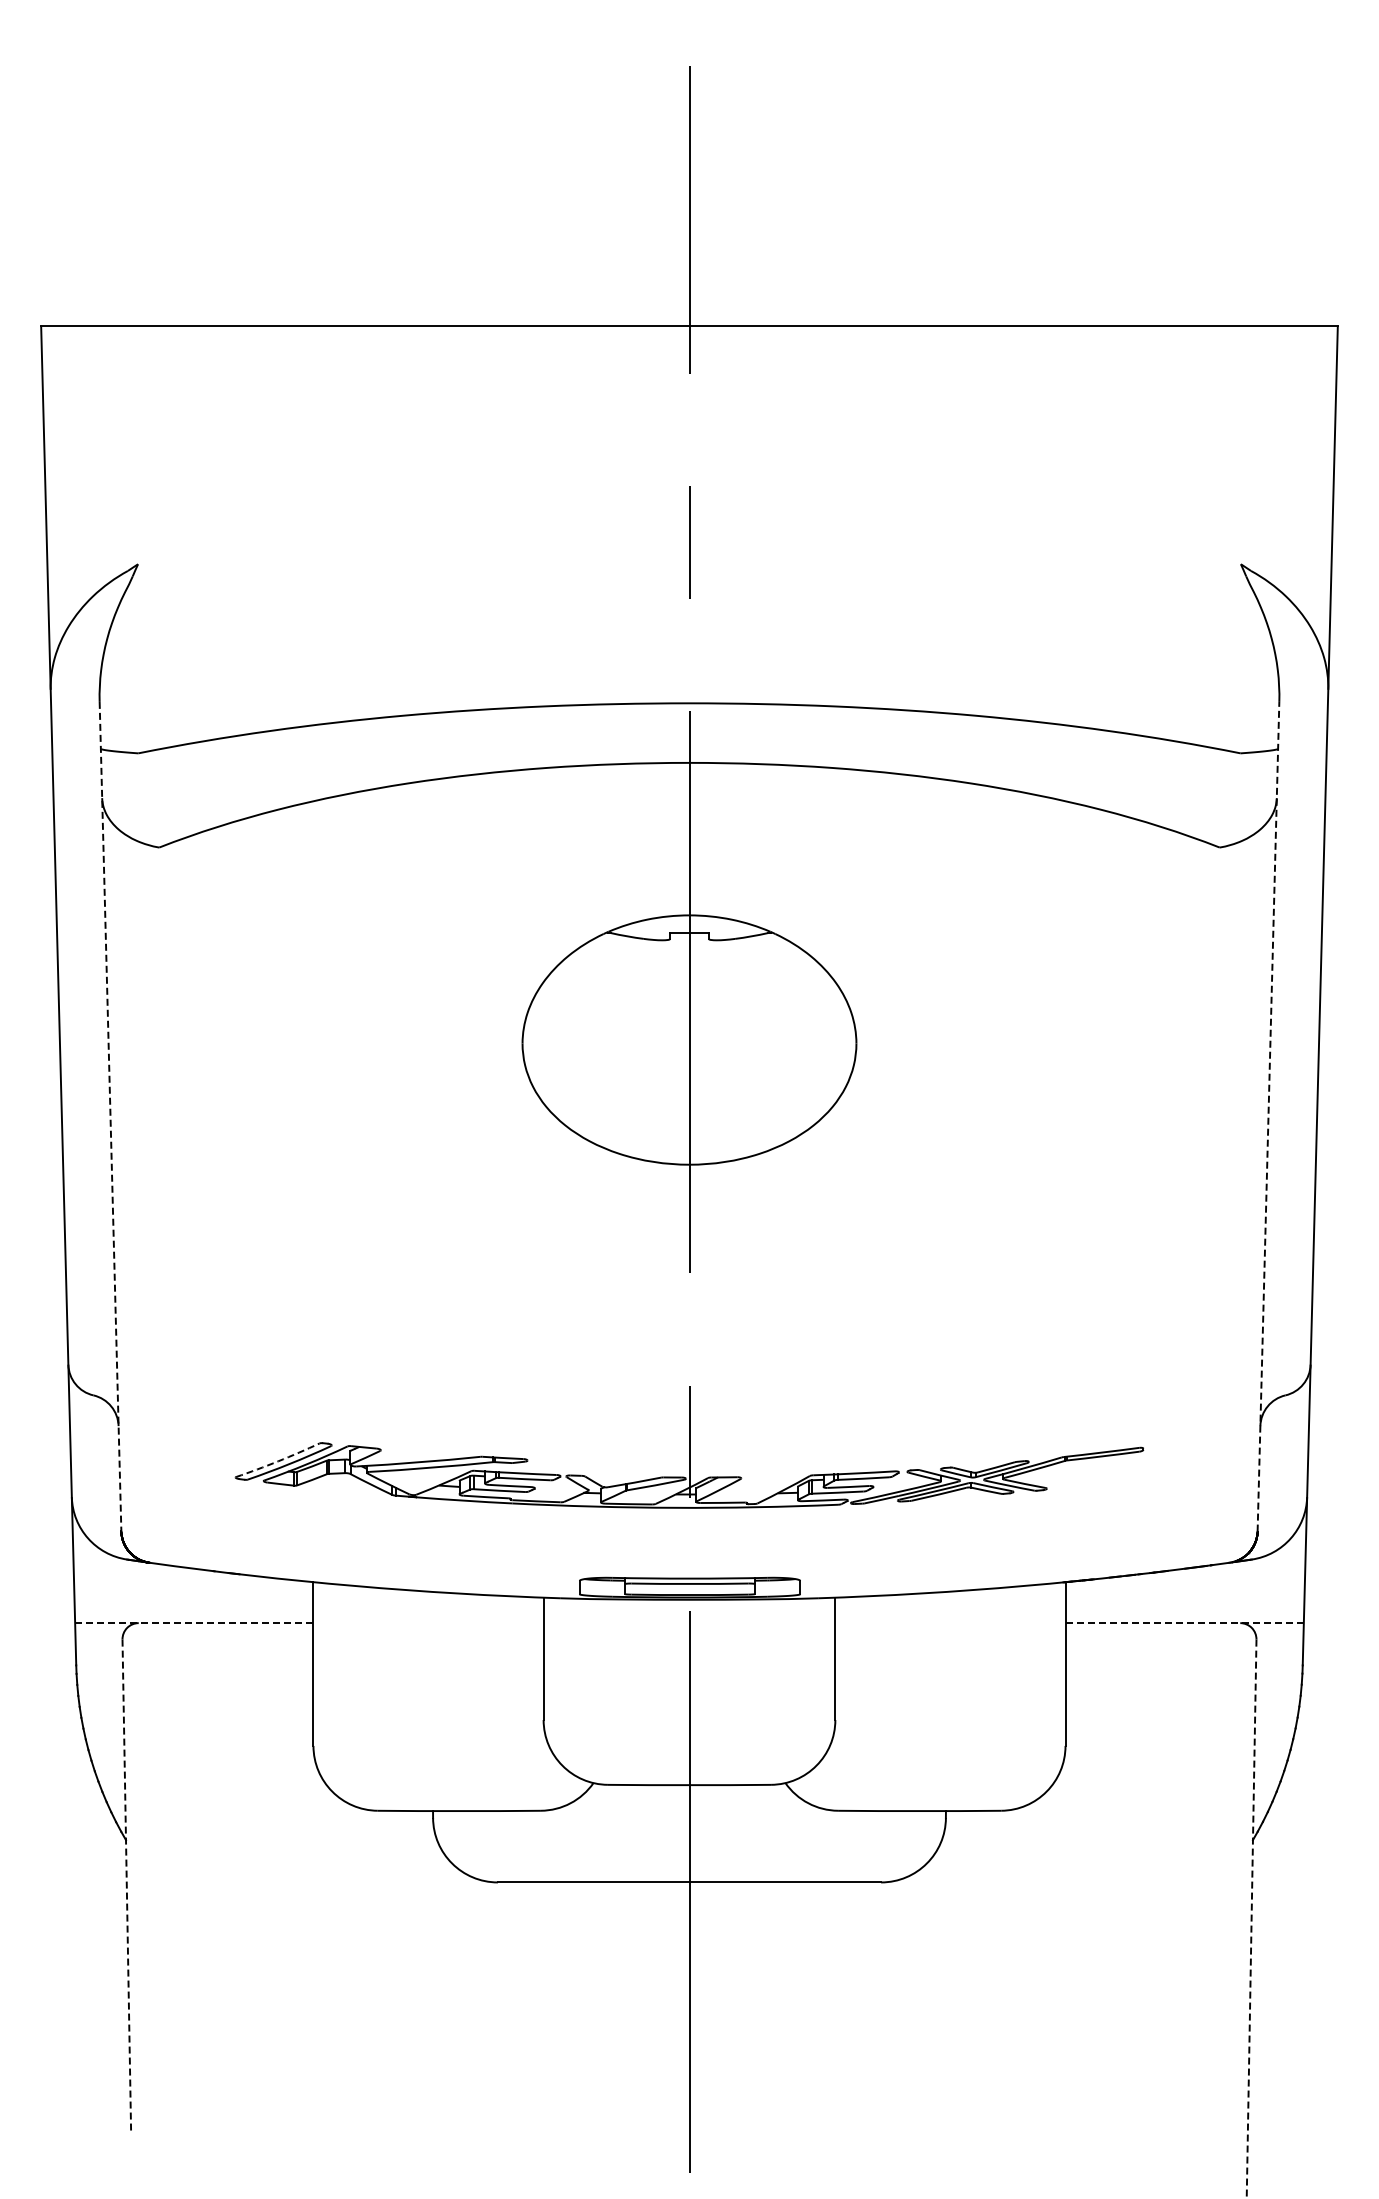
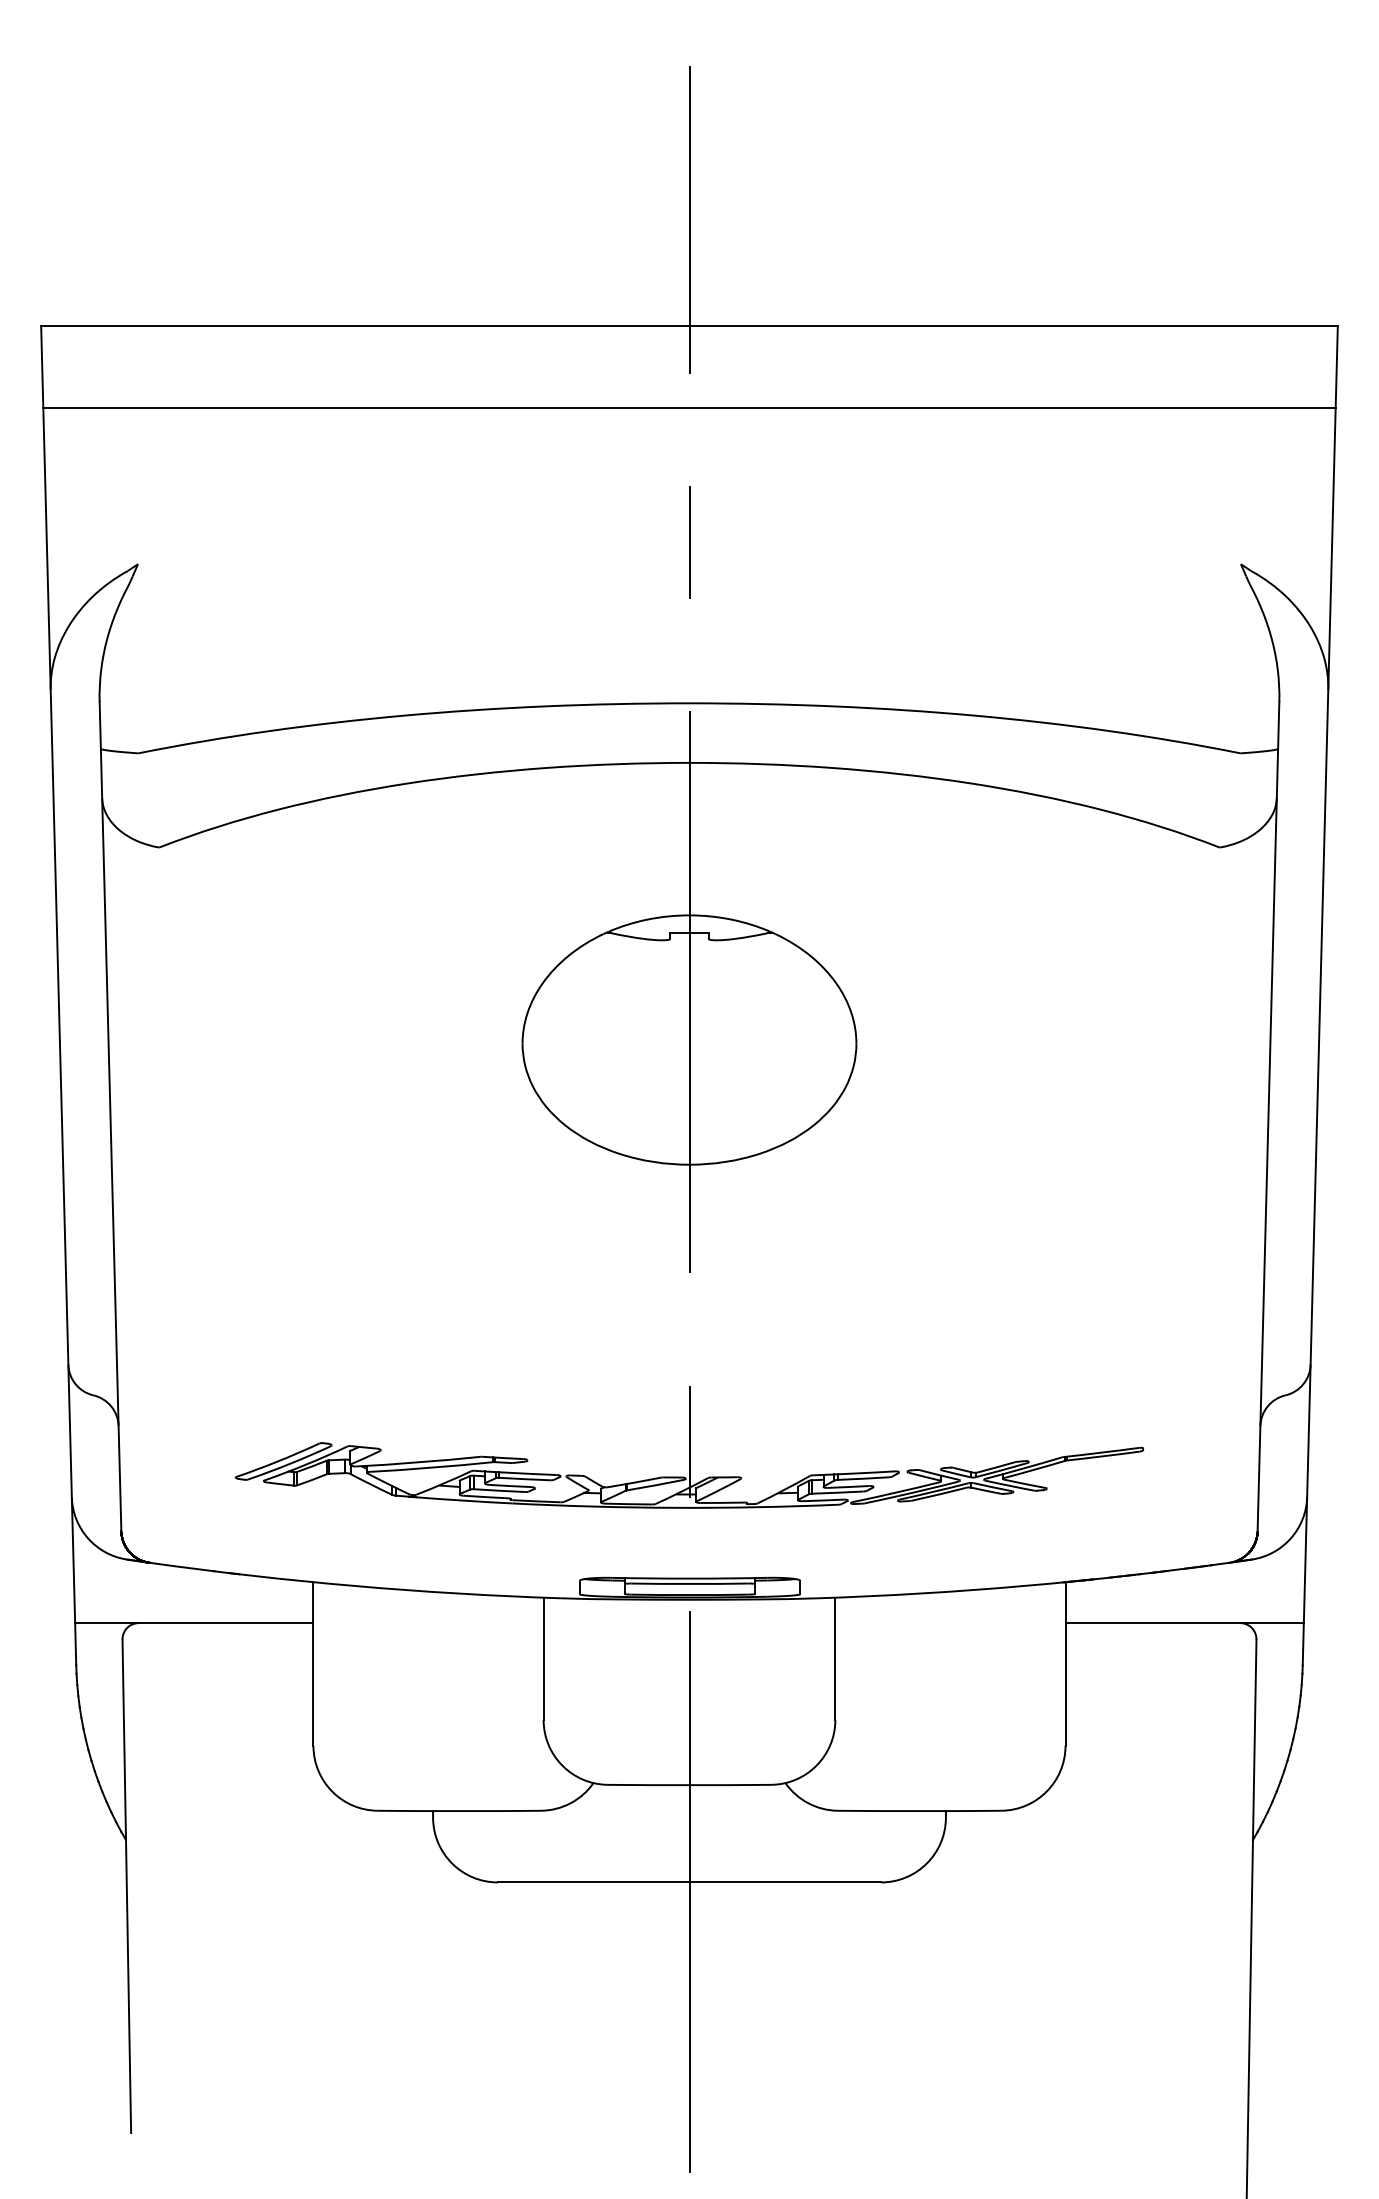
line: none -> present (689, 407)
line: dashed -> solid (110, 1116)
line: dashed -> solid (1268, 1116)
arc: dashed -> solid (278, 1461)
line: dashed -> solid (193, 1623)
line: dashed -> solid (1184, 1623)
line: dashed -> solid (126, 1886)
line: dashed -> solid (1251, 1919)
